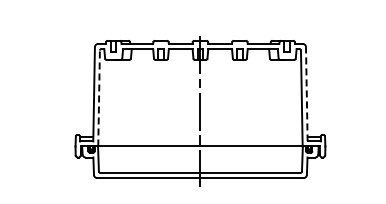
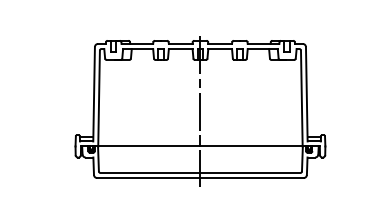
line: dashed -> solid (306, 93)
line: dashed -> solid (99, 98)
